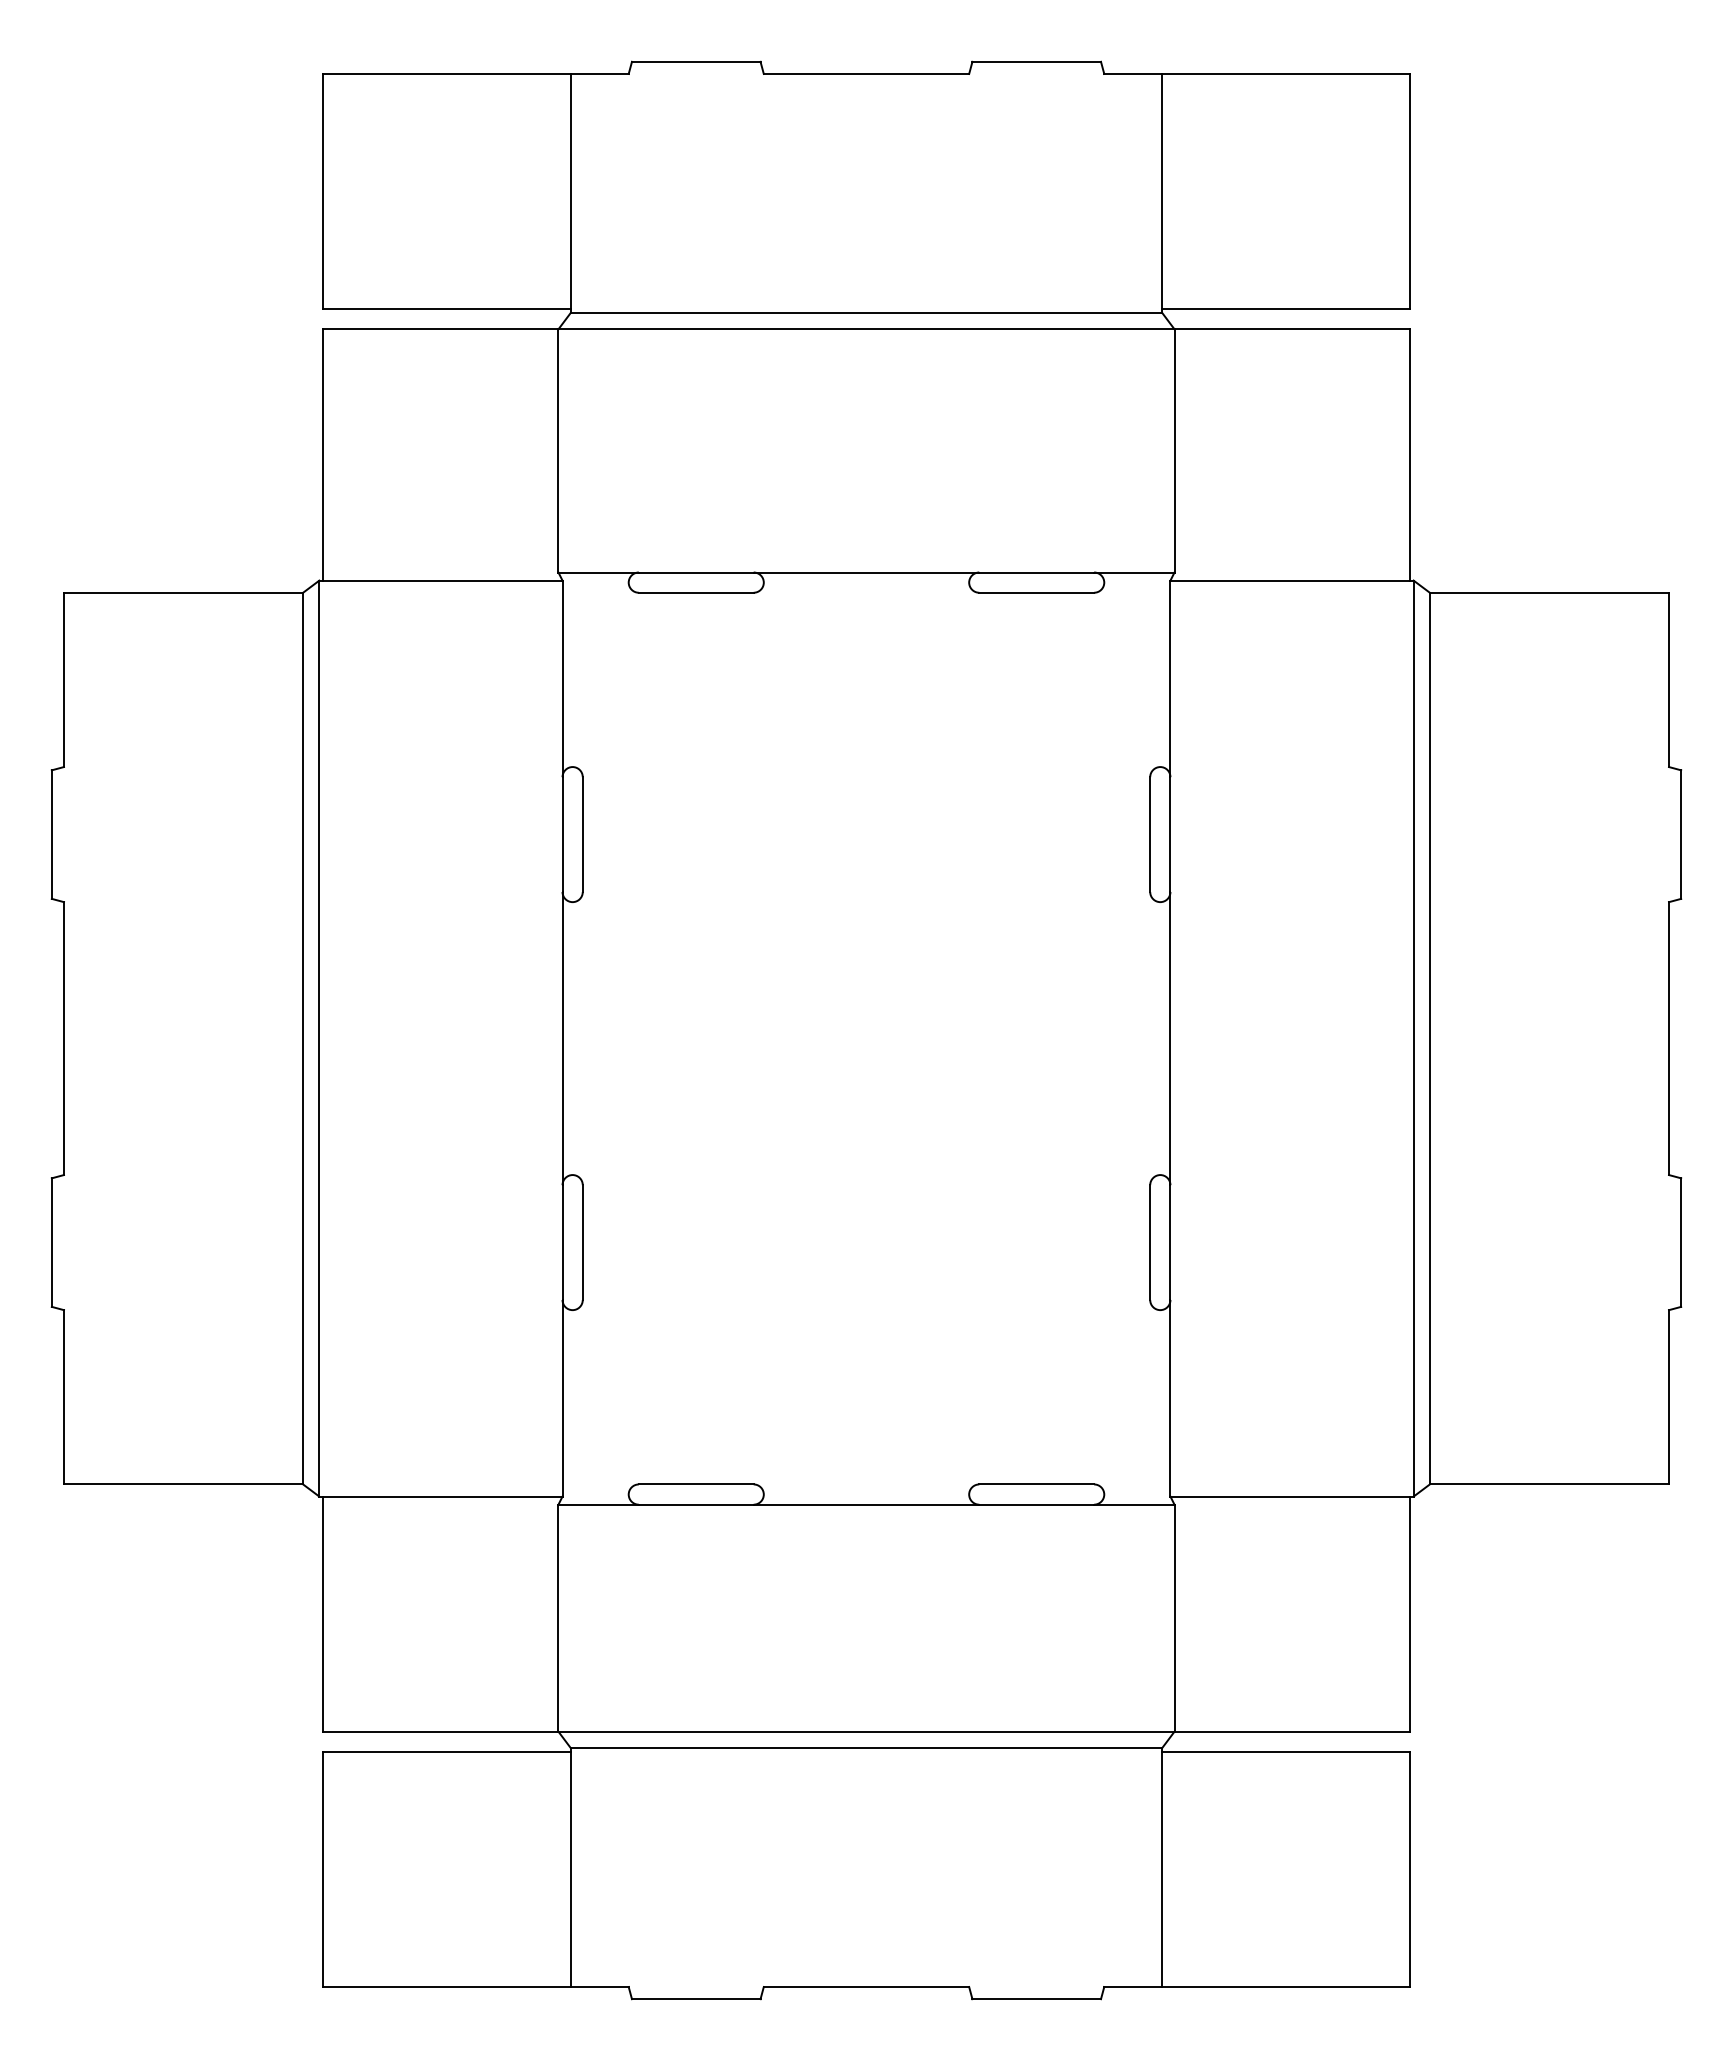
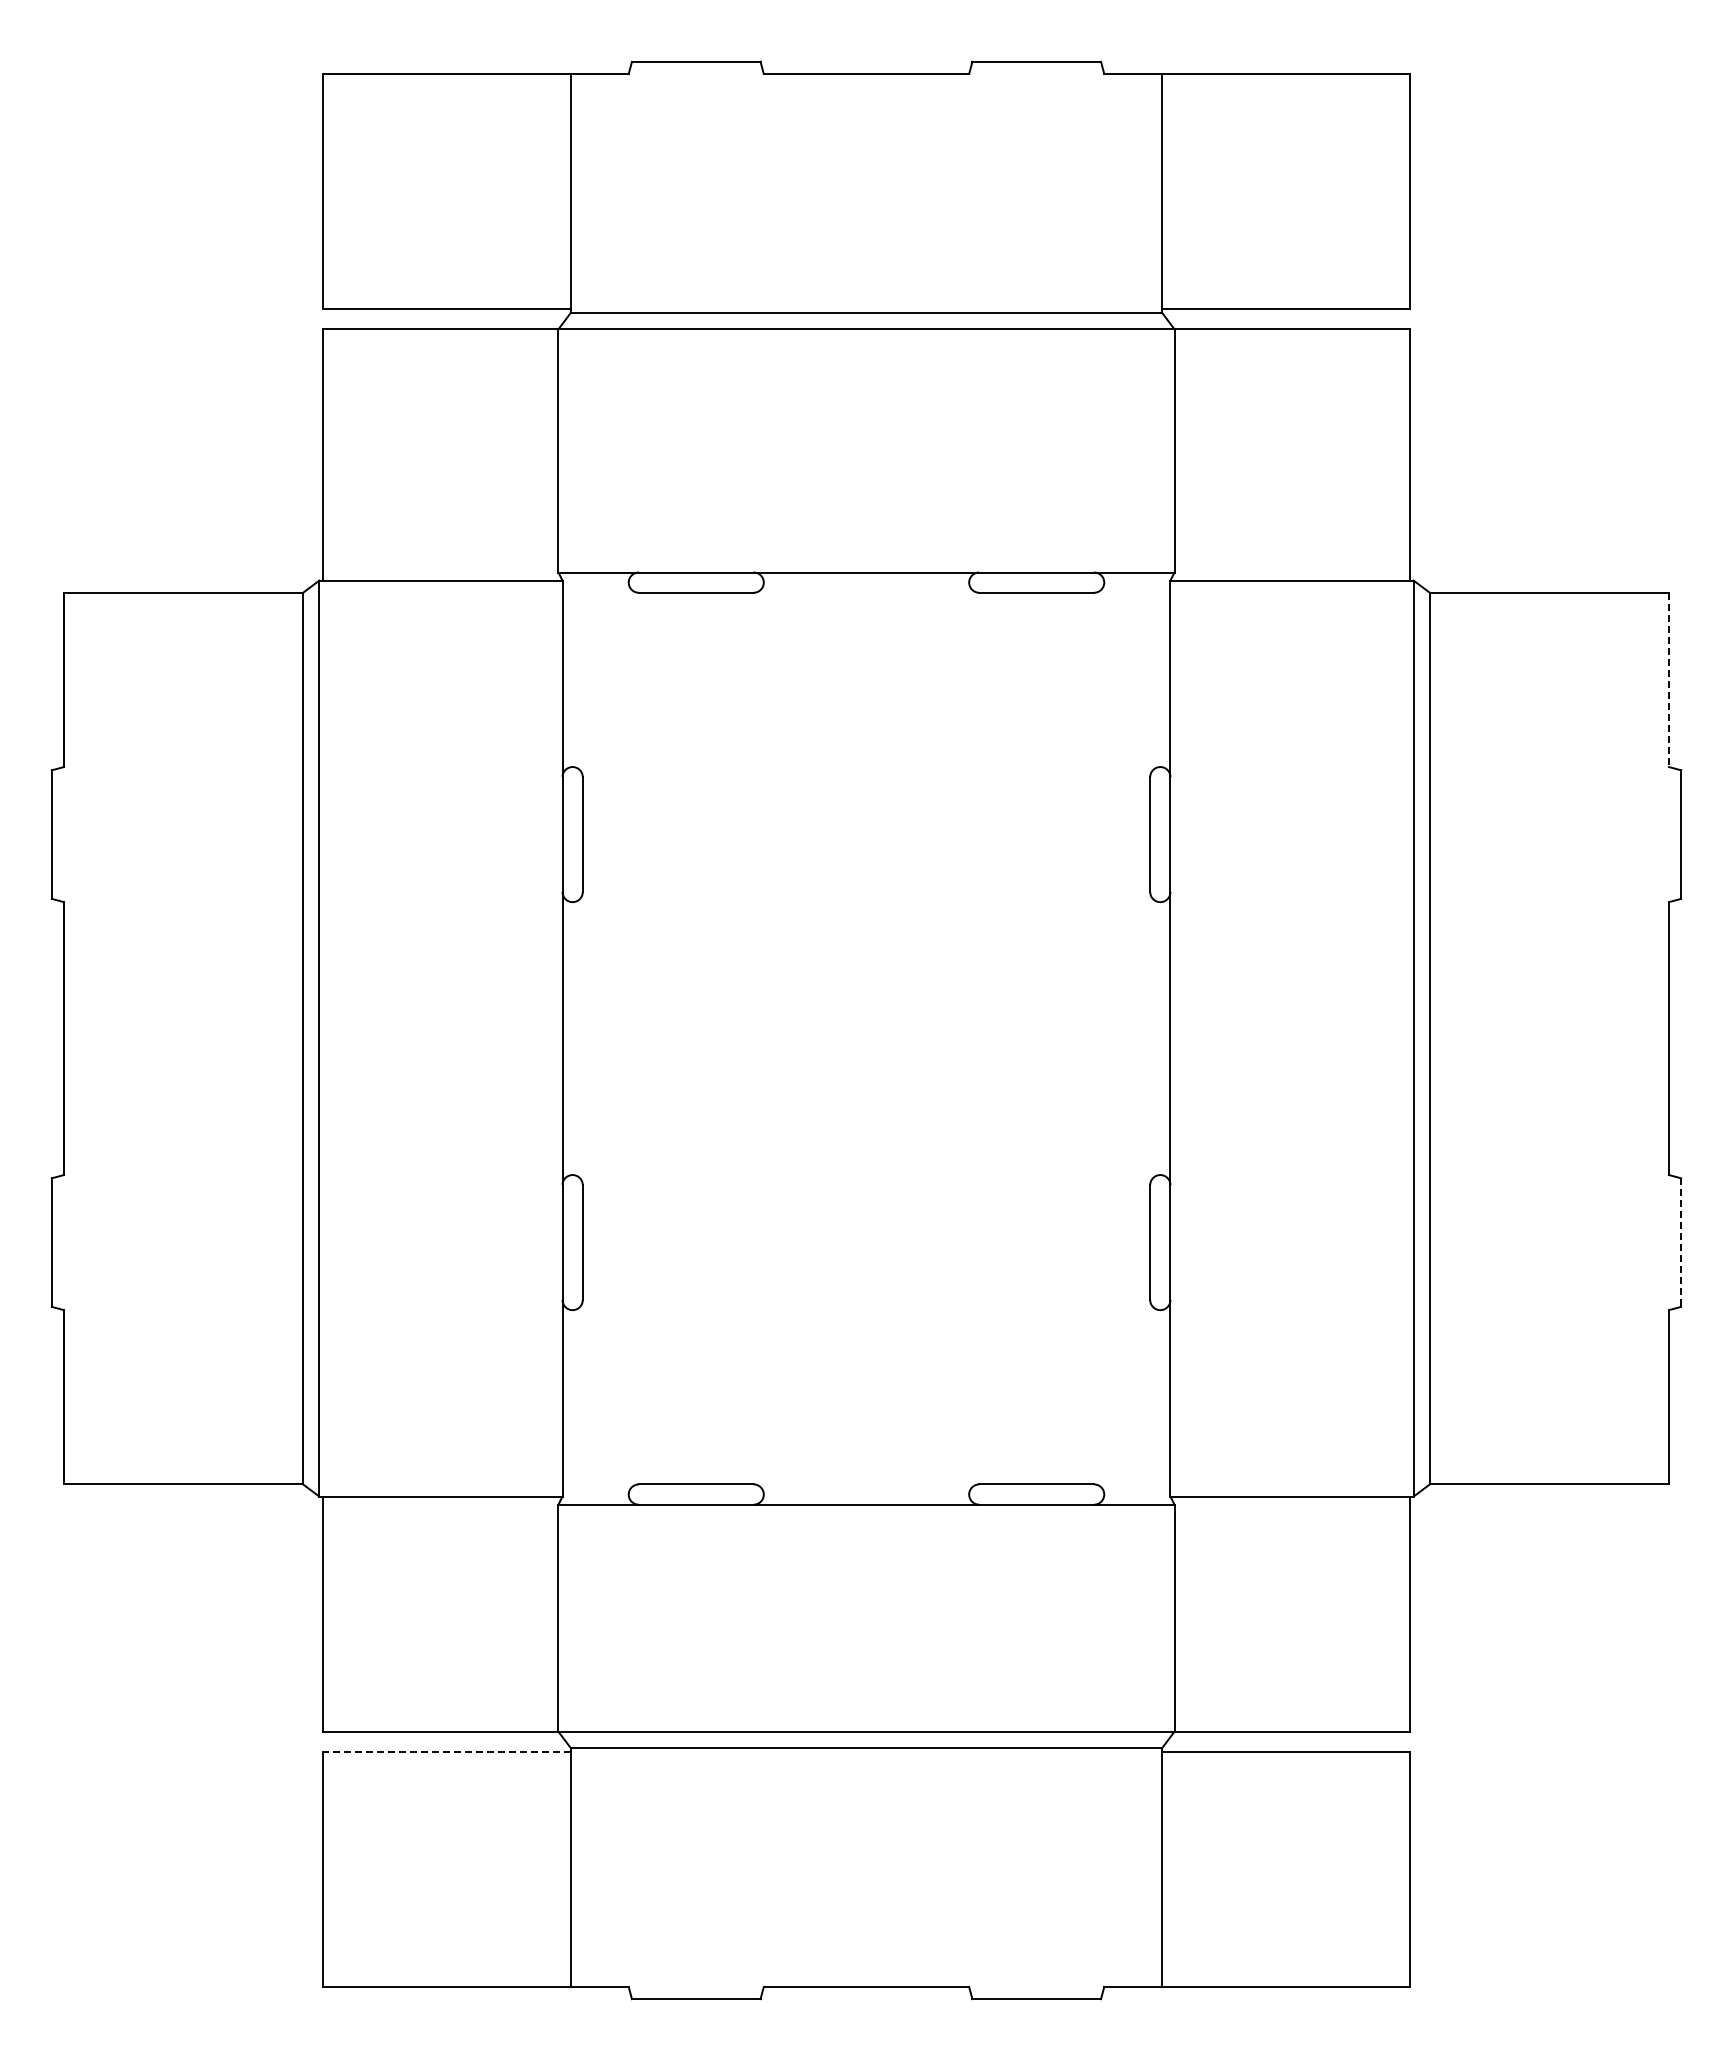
line: solid -> dashed (1668, 680)
line: solid -> dashed (1681, 1243)
line: solid -> dashed (447, 1751)
